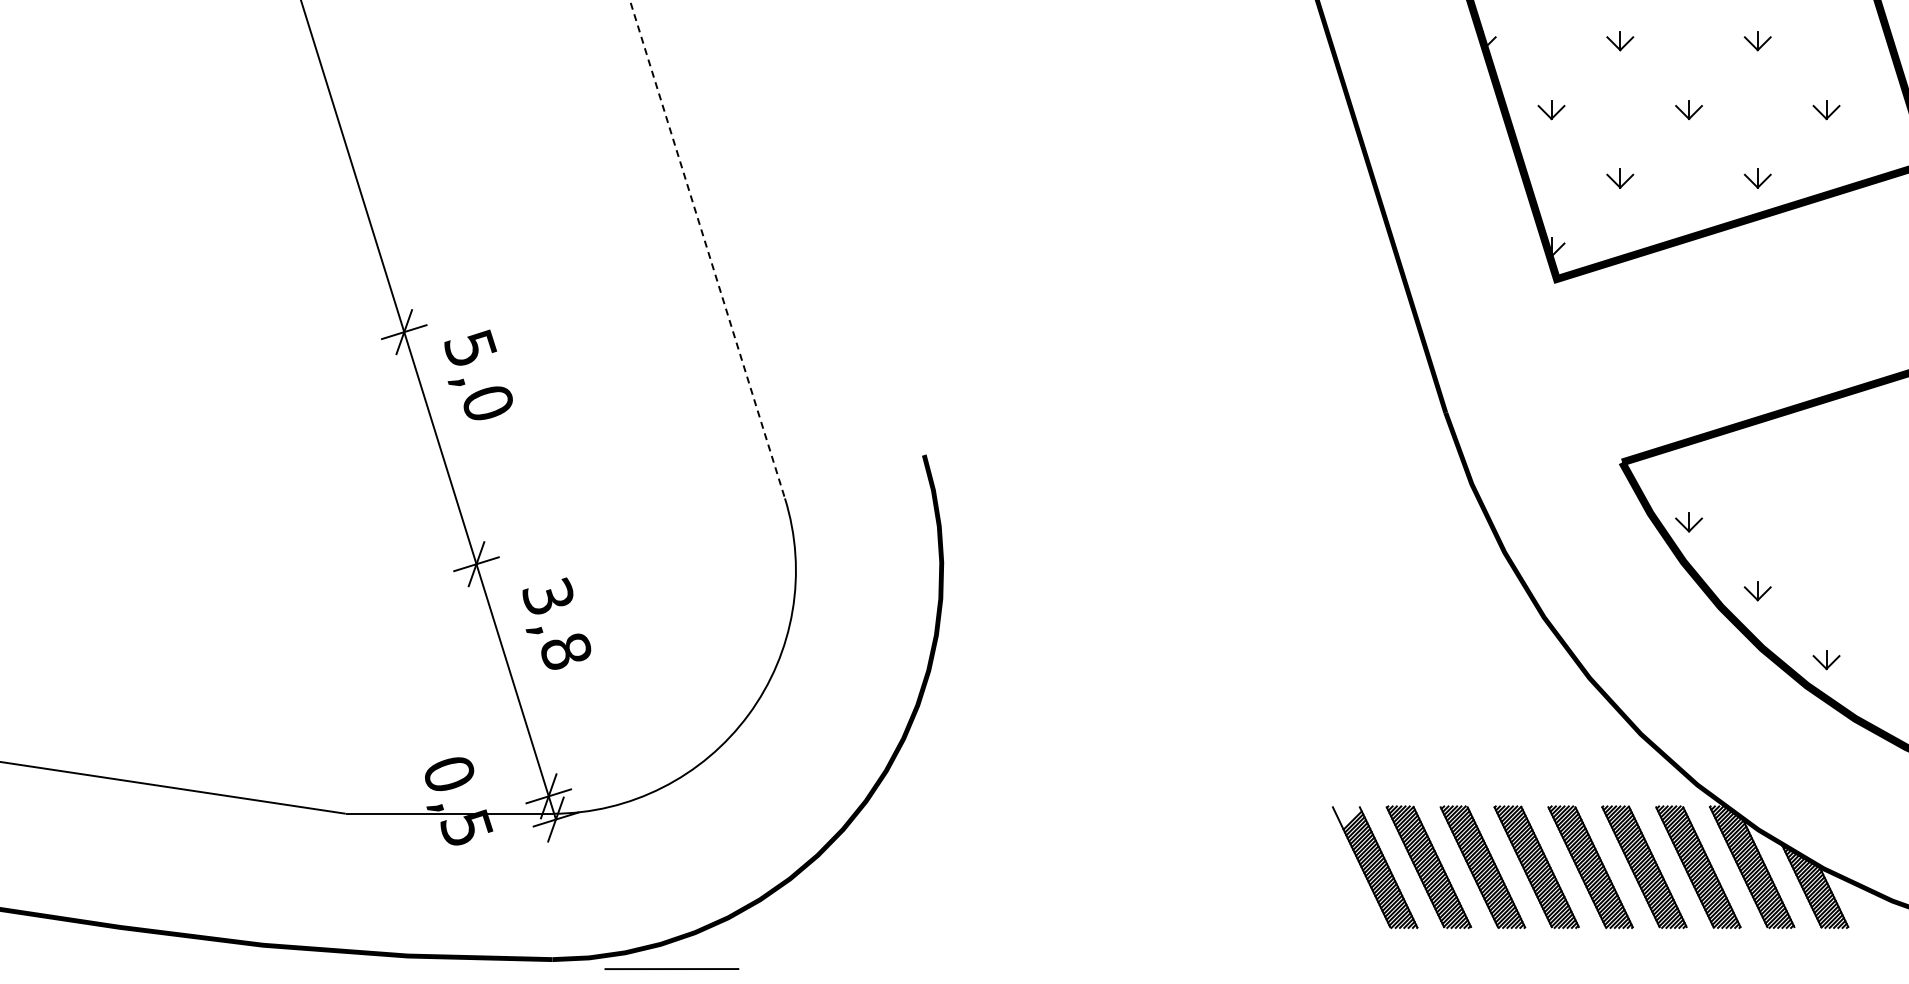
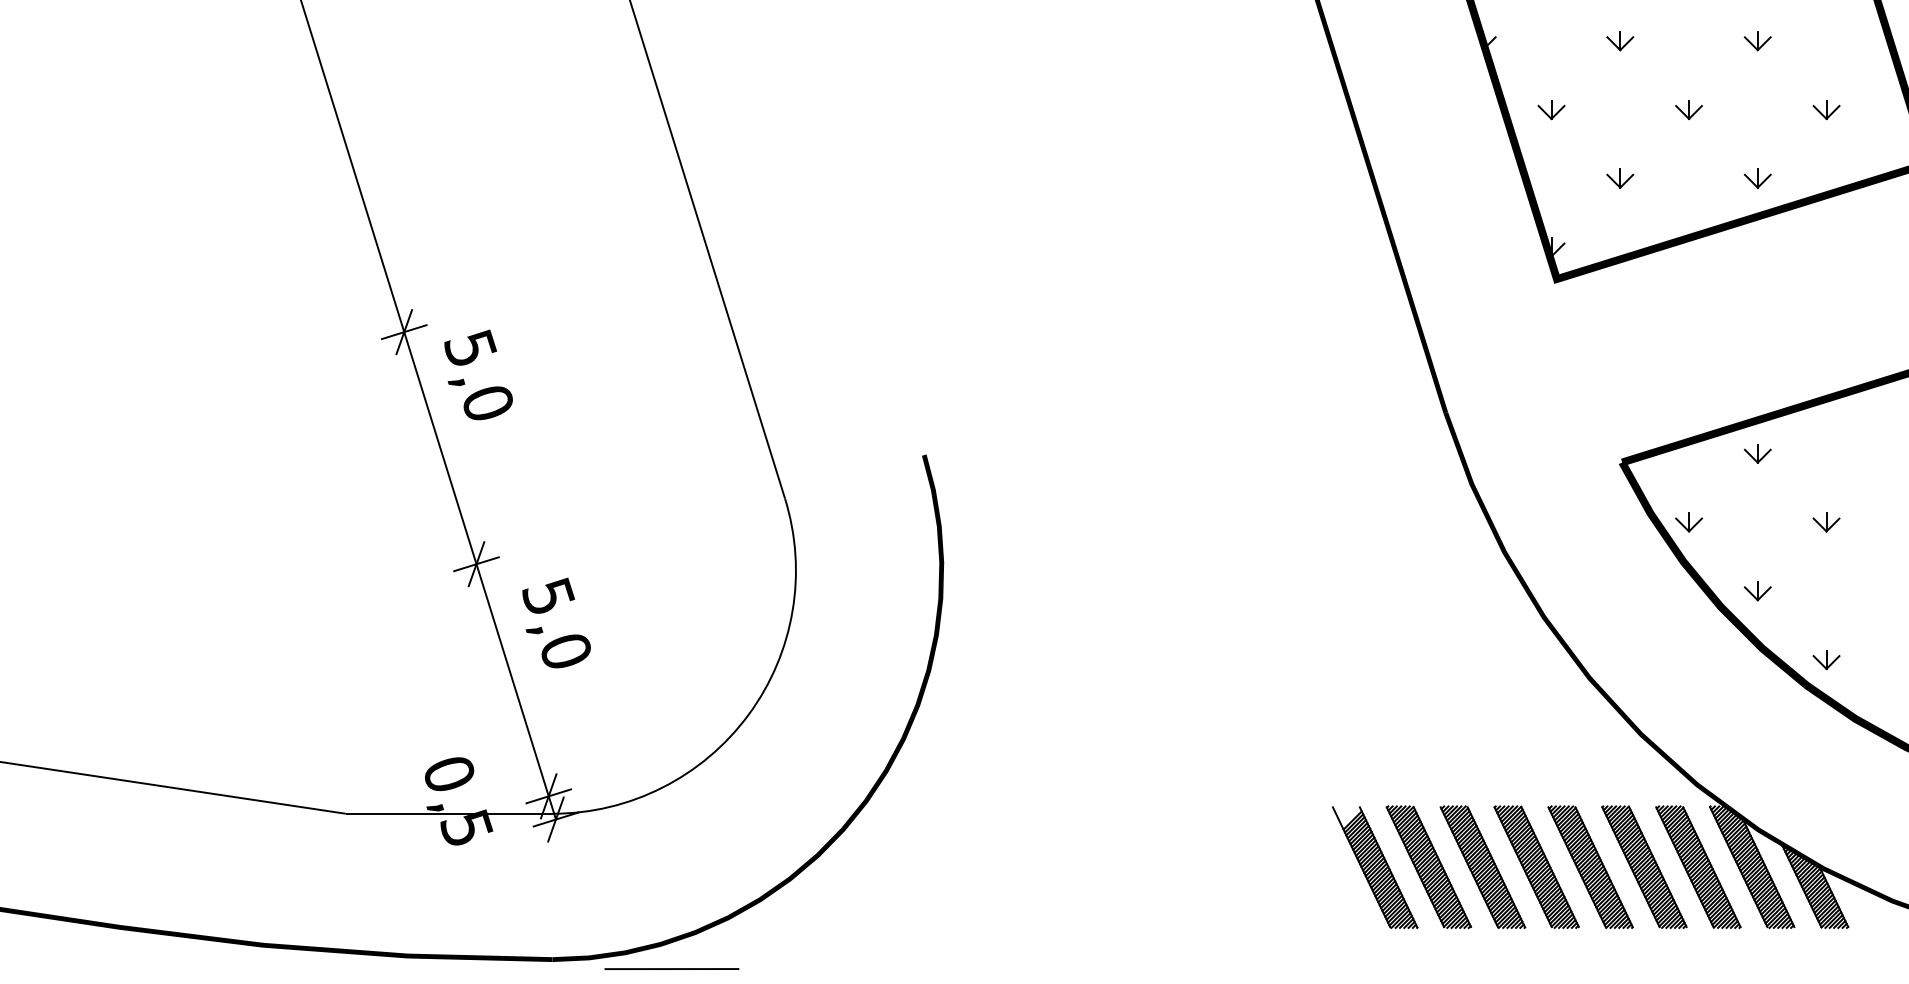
line: dashed -> solid (707, 249)
part: none -> present (1757, 453)
part: none -> present (1826, 522)
text: 3,8 -> 5,0 (556, 623)
